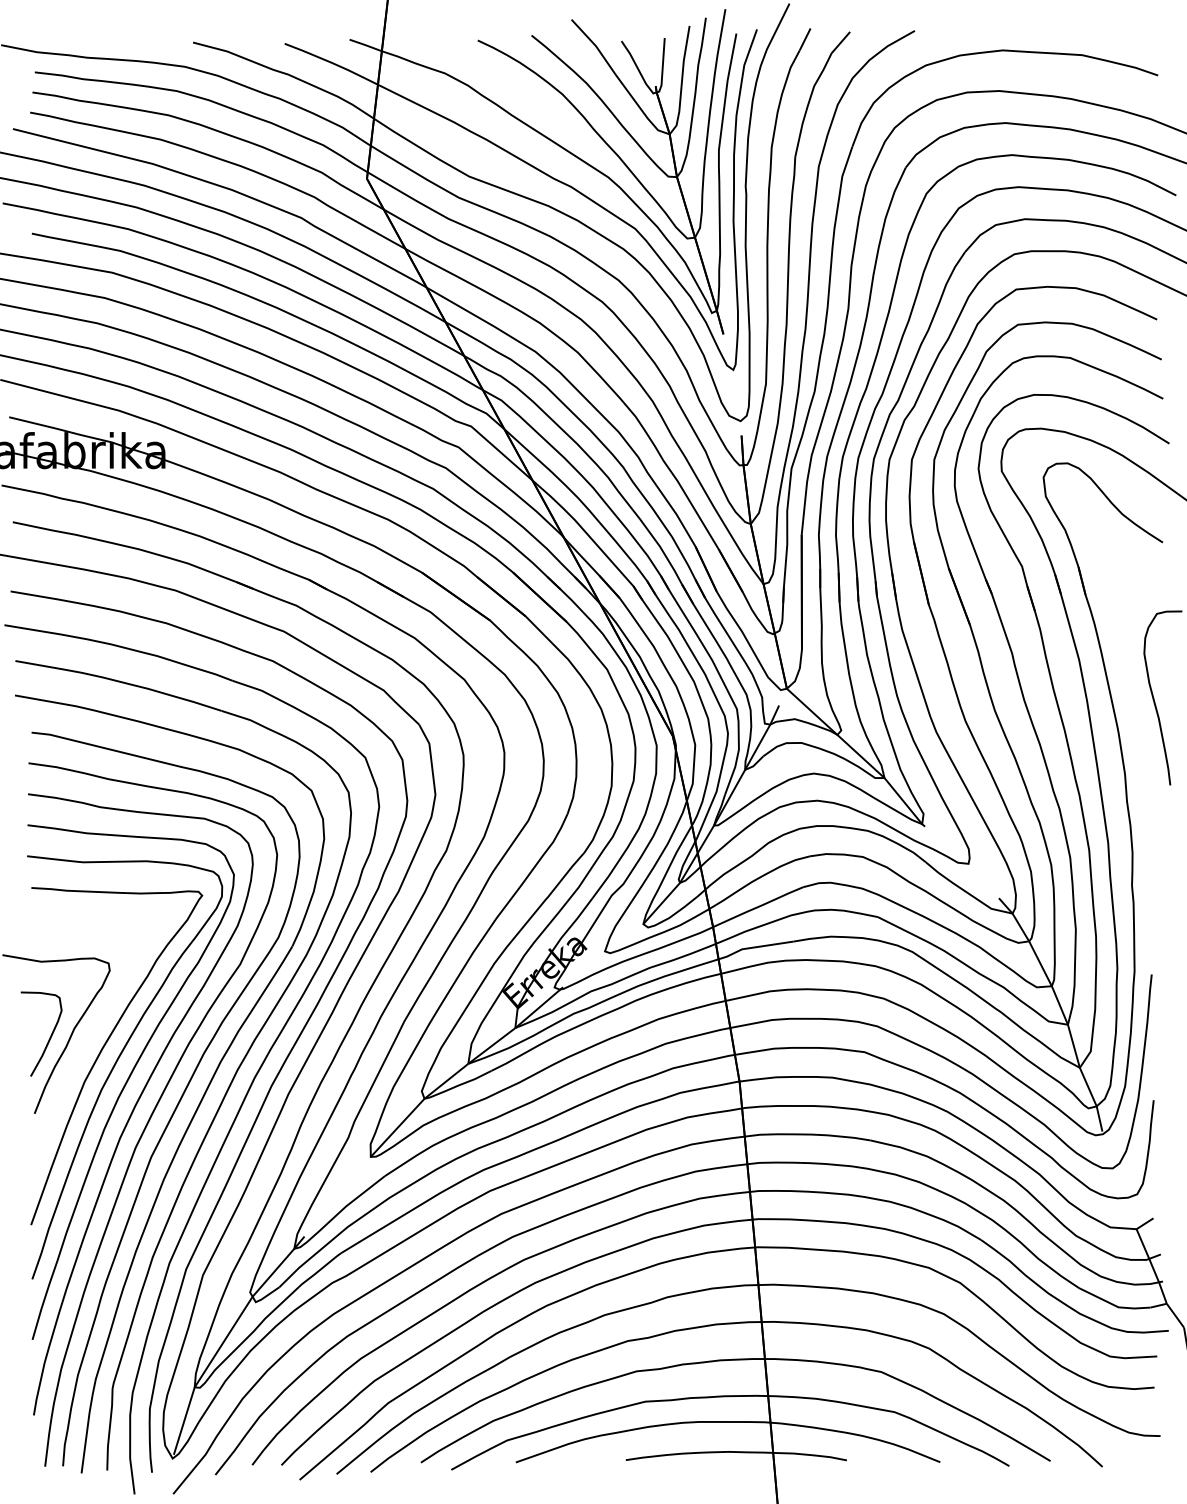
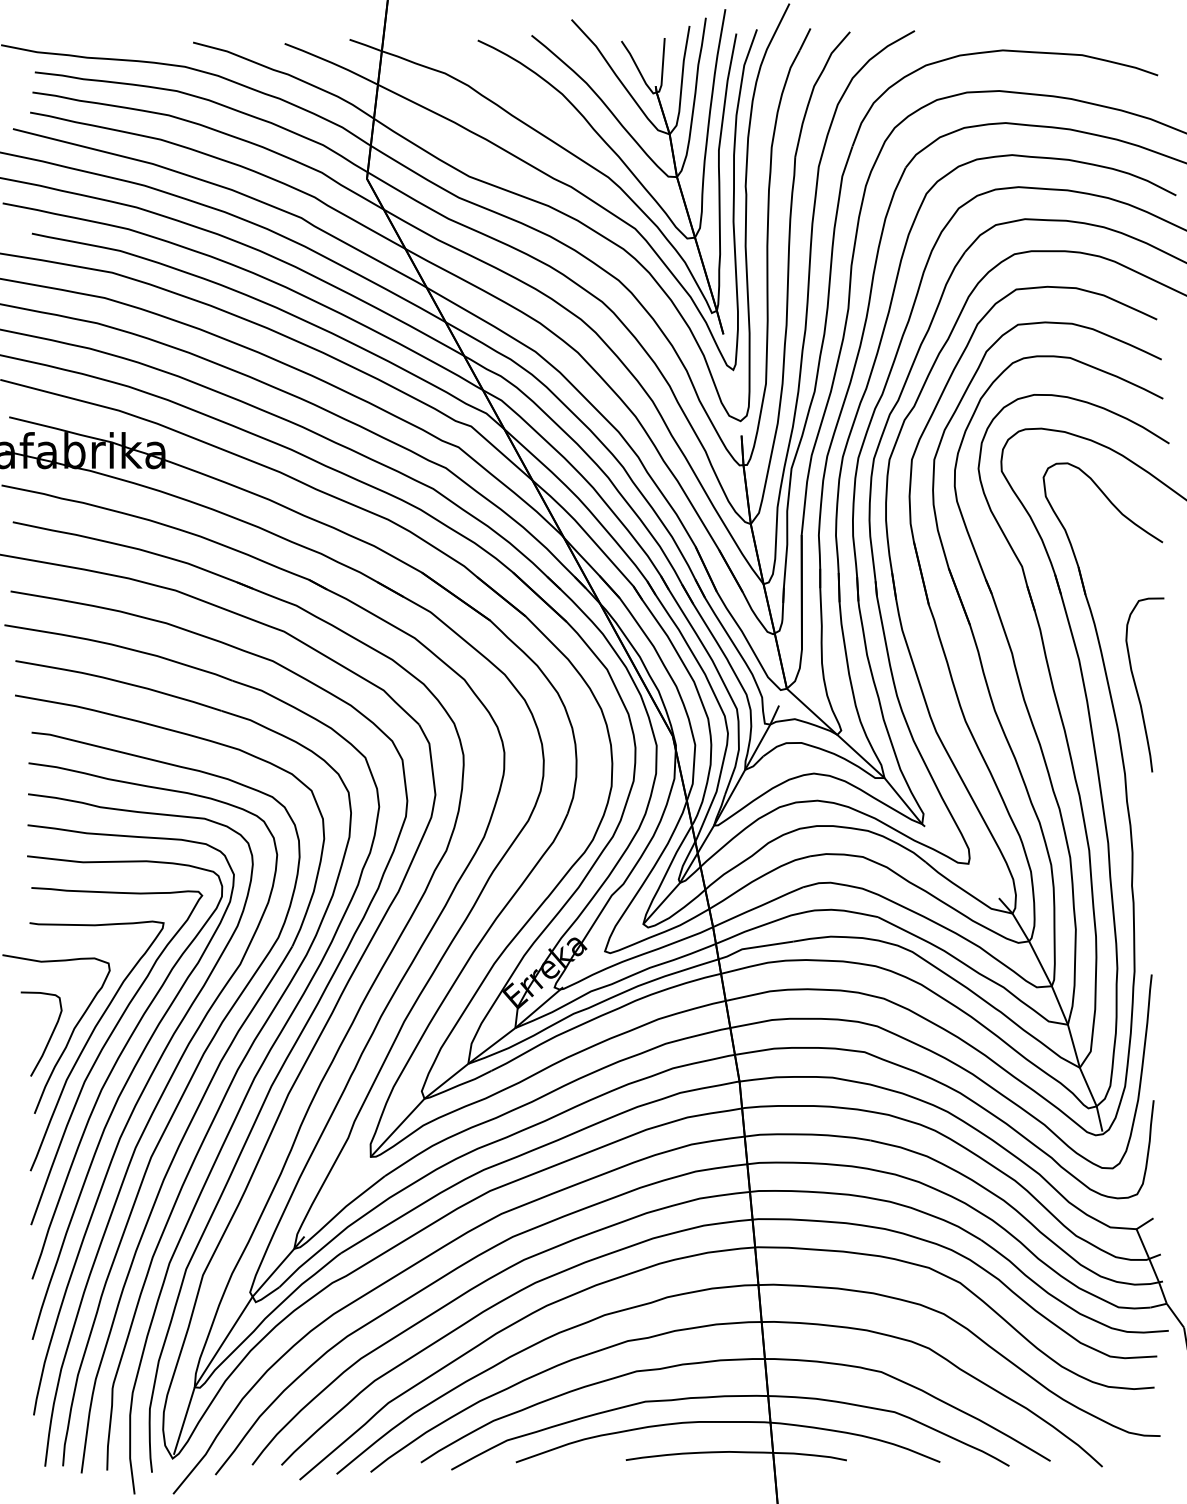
curve position: (1154, 697) -> (1136, 684) (1136, 684)
curve: none -> present (89, 1040)
